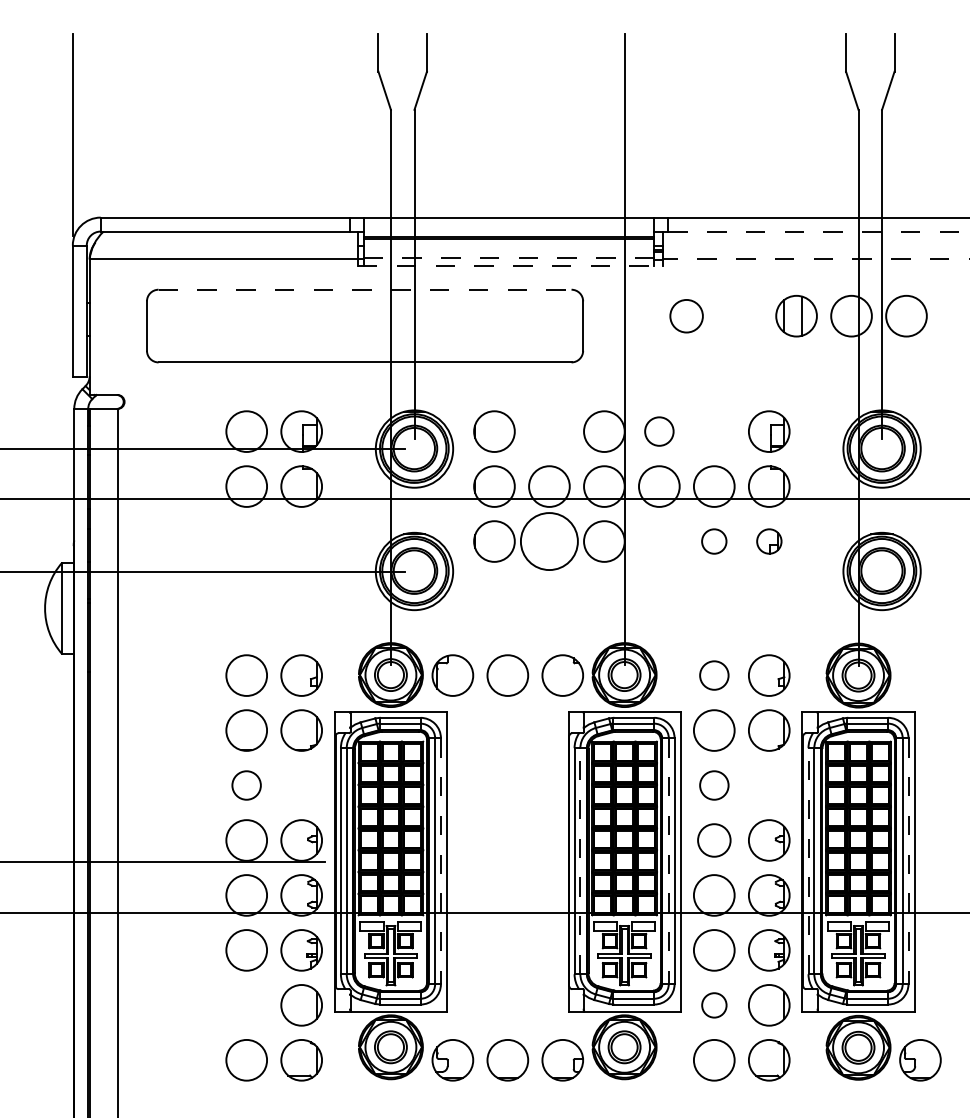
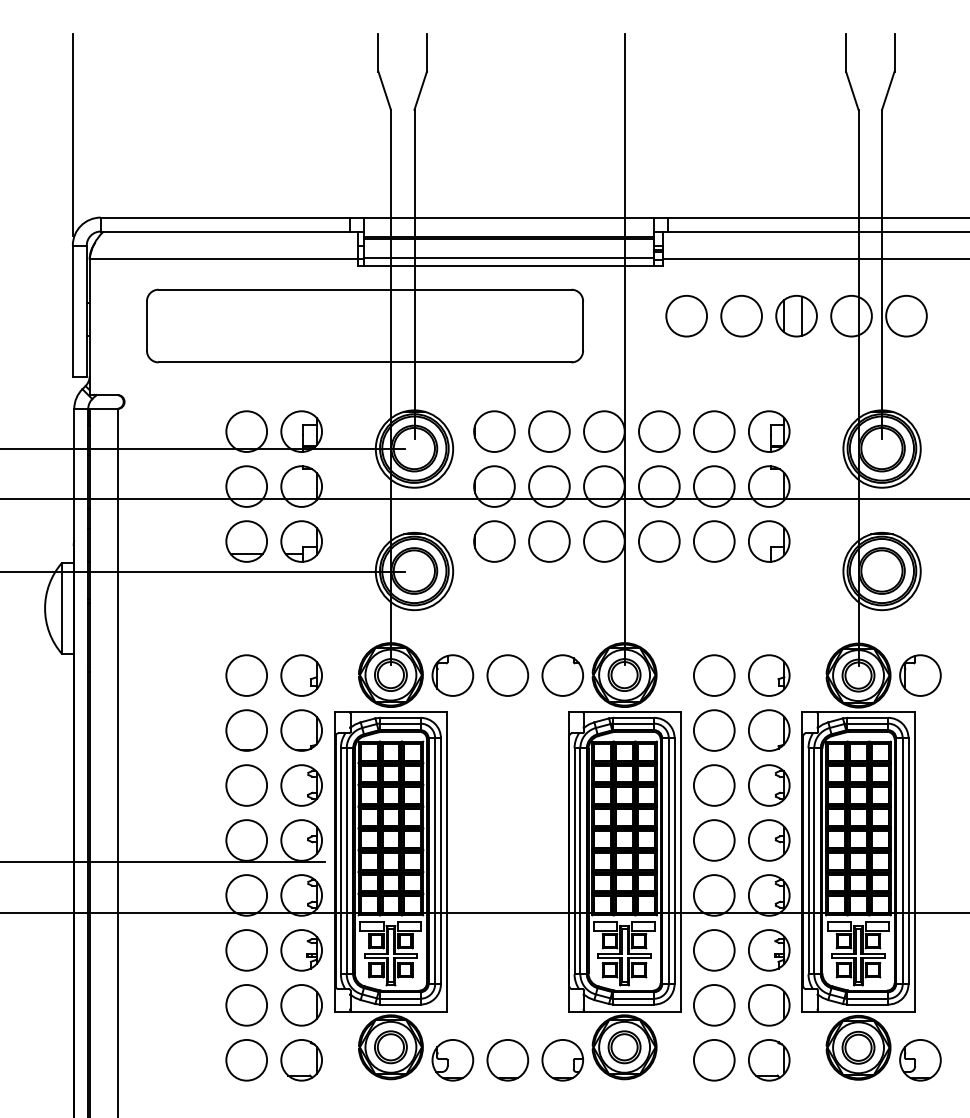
line: dashed -> solid (819, 231)
line: dashed -> solid (508, 258)
line: dashed -> solid (815, 259)
line: dashed -> solid (510, 265)
line: dashed -> solid (365, 289)
circle size: 35x35 px -> 43x43 px (686, 316)
circle: none -> present (741, 316)
circle: none -> present (549, 431)
circle size: 31x31 px -> 43x43 px (659, 431)
circle: none -> present (714, 431)
part: none -> present (246, 541)
part: none -> present (301, 541)
circle diameter: 57 px -> 41 px (549, 541)
circle: none -> present (659, 541)
circle diameter: 24 px -> 41 px (713, 541)
part size: 27x27 px -> 43x43 px (769, 541)
circle size: 31x31 px -> 43x43 px (714, 675)
part: none -> present (920, 675)
circle size: 31x31 px -> 43x43 px (246, 785)
part: none -> present (301, 785)
circle size: 31x31 px -> 43x43 px (714, 785)
part: none -> present (769, 785)
circle size: 35x35 px -> 43x43 px (714, 840)
line: dashed -> solid (580, 860)
line: dashed -> solid (808, 860)
line: dashed -> solid (440, 861)
line: dashed -> solid (668, 861)
line: dashed -> solid (908, 861)
circle: none -> present (246, 1005)
circle size: 27x27 px -> 43x43 px (714, 1005)
